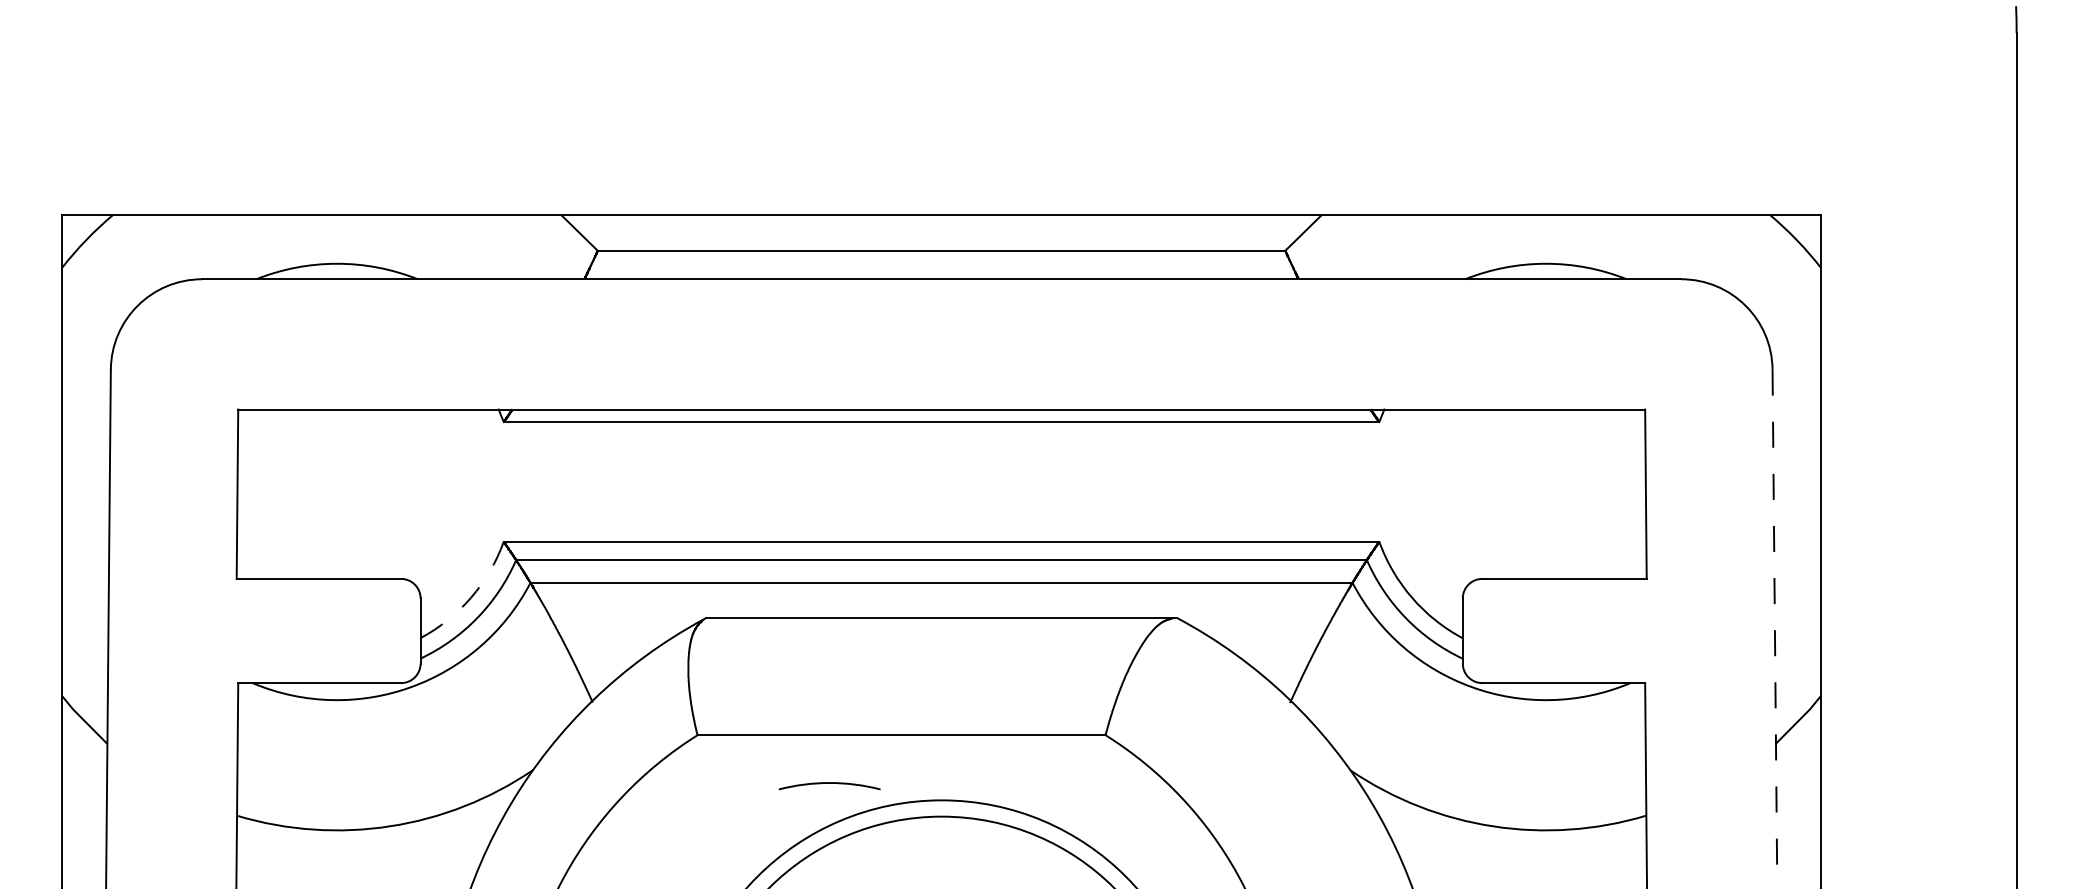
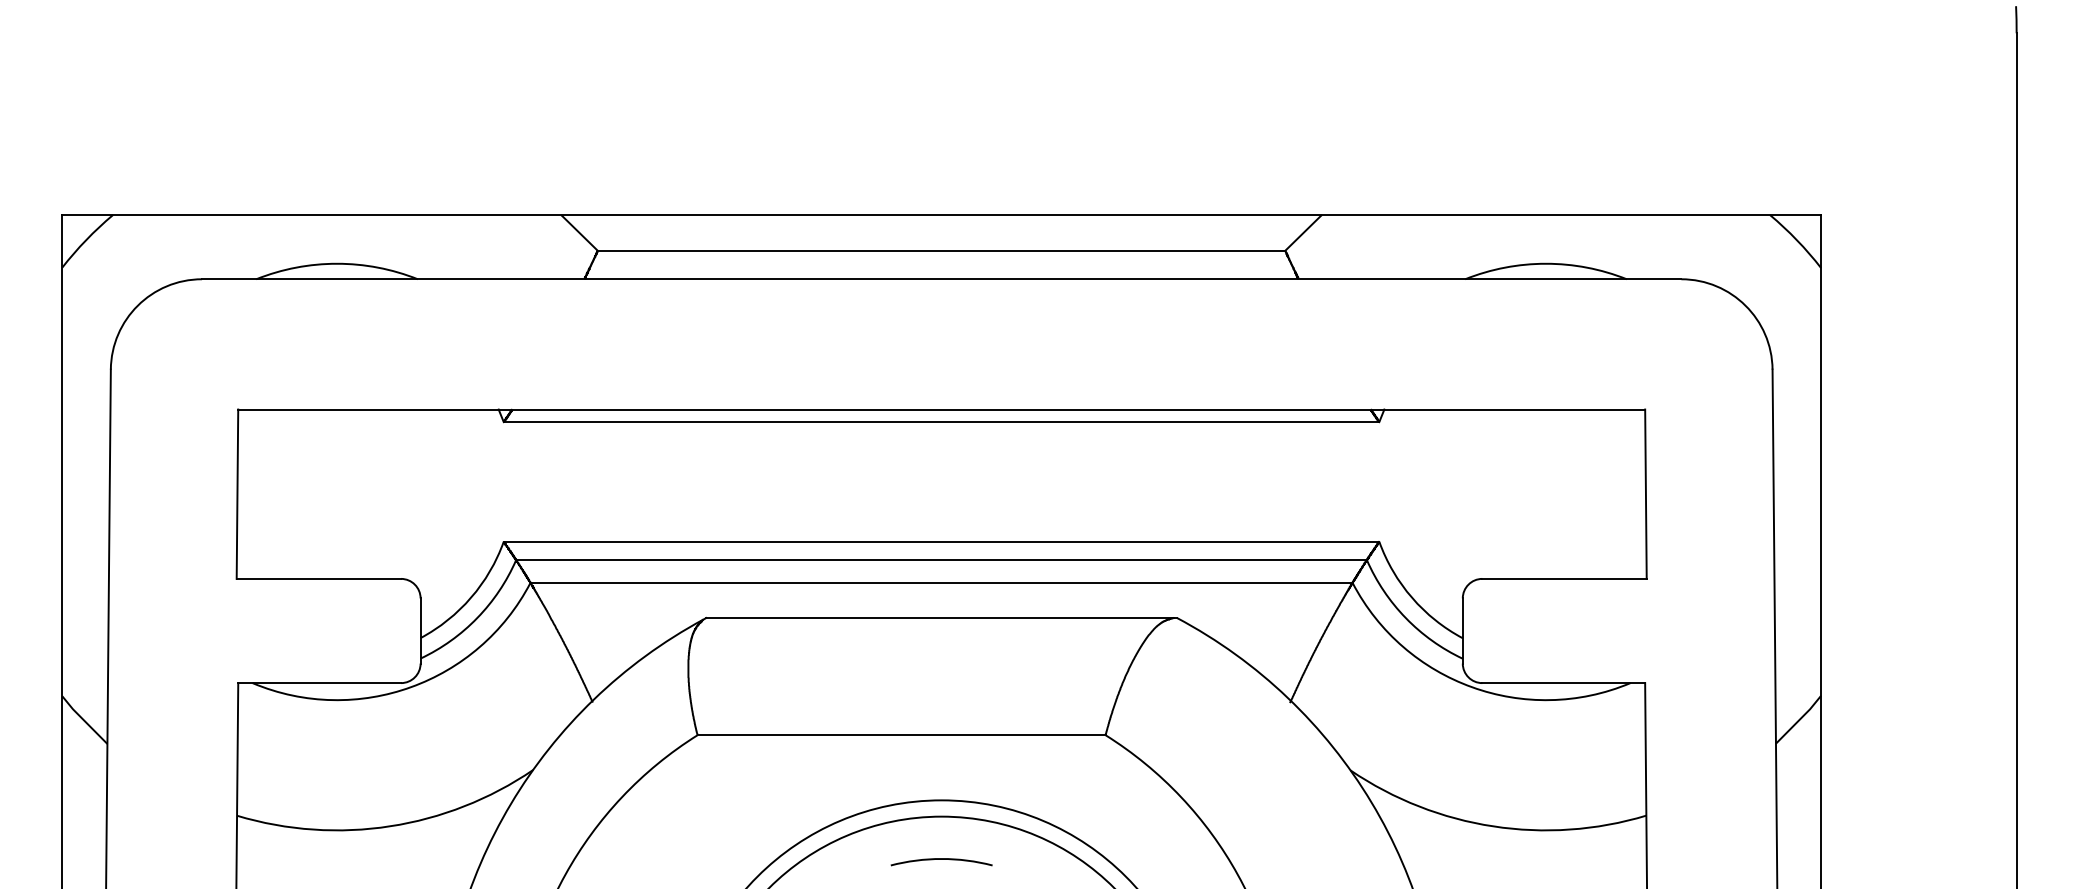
arc: dashed -> solid (471, 597)
line: dashed -> solid (1774, 629)
arc position: (829, 783) -> (941, 859) (941, 859)
